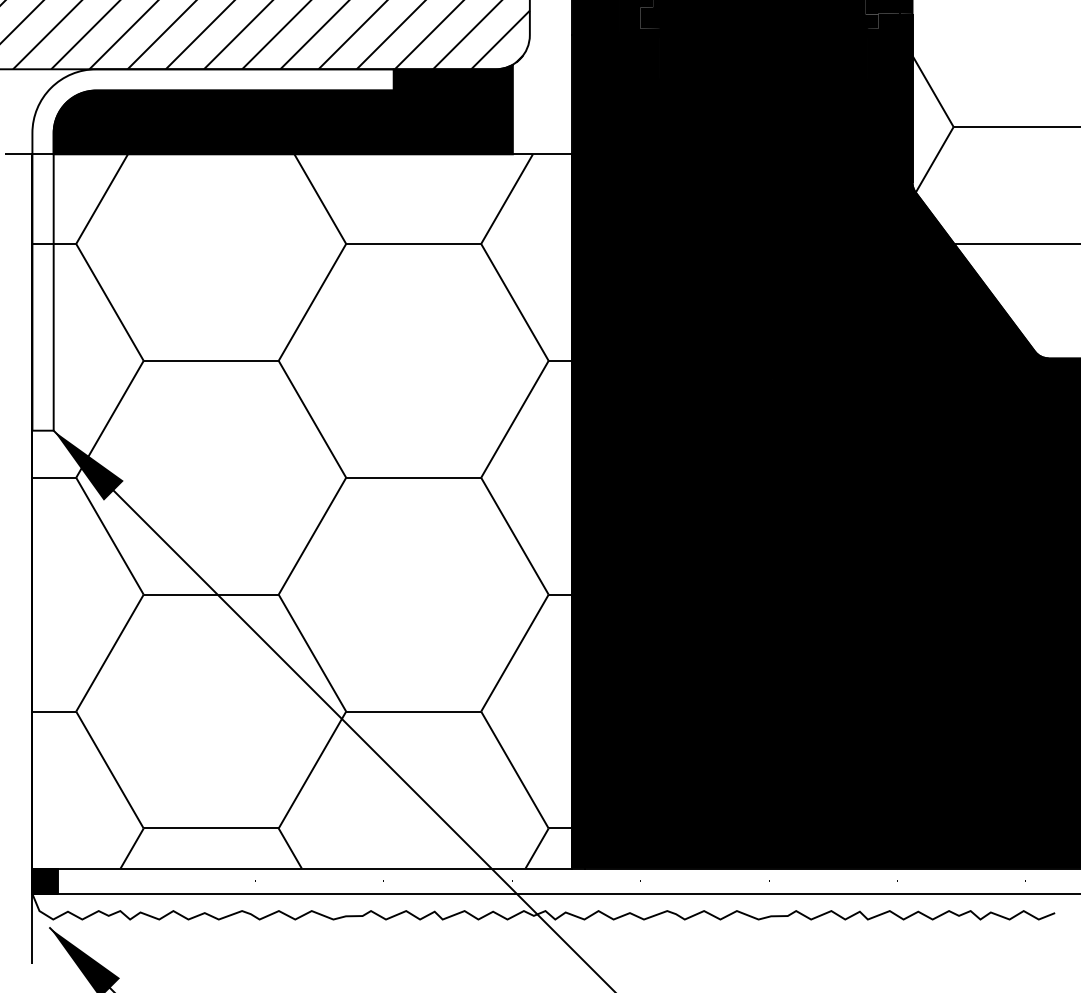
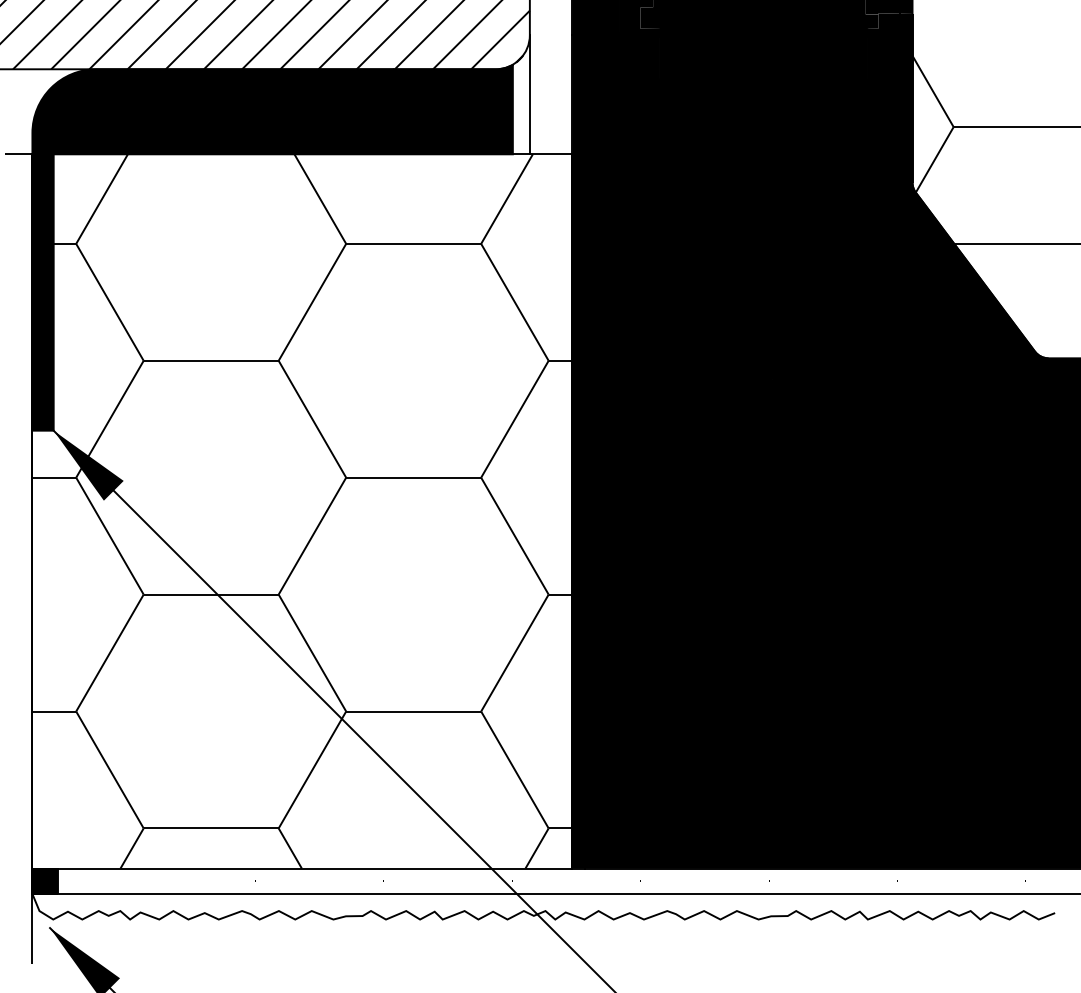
line: none -> present (529, 94)
fill: none -> present (212, 249)
